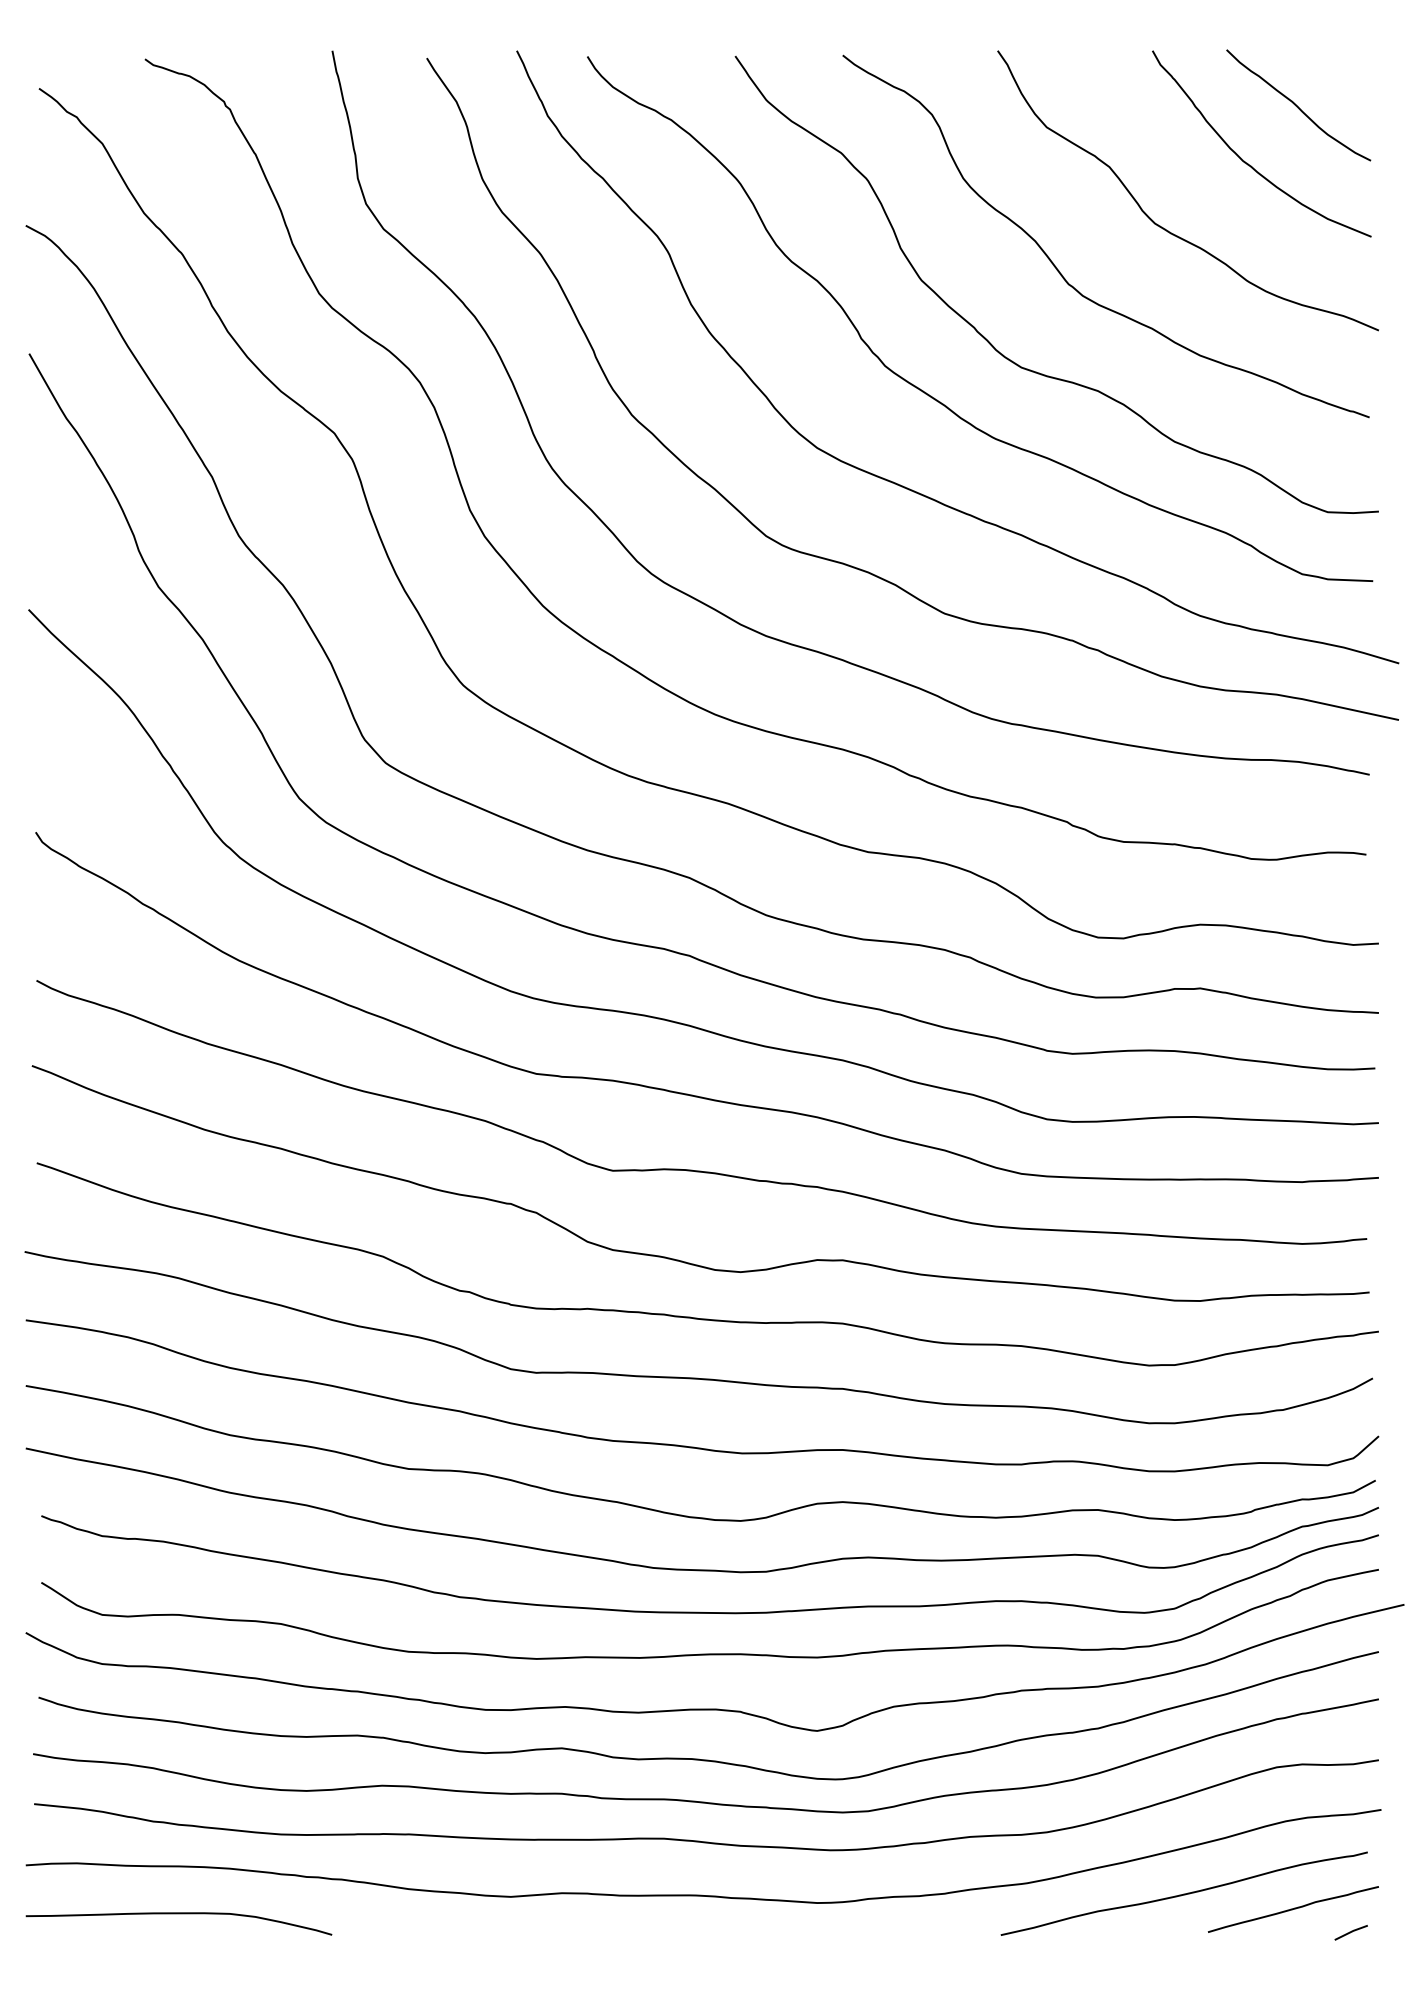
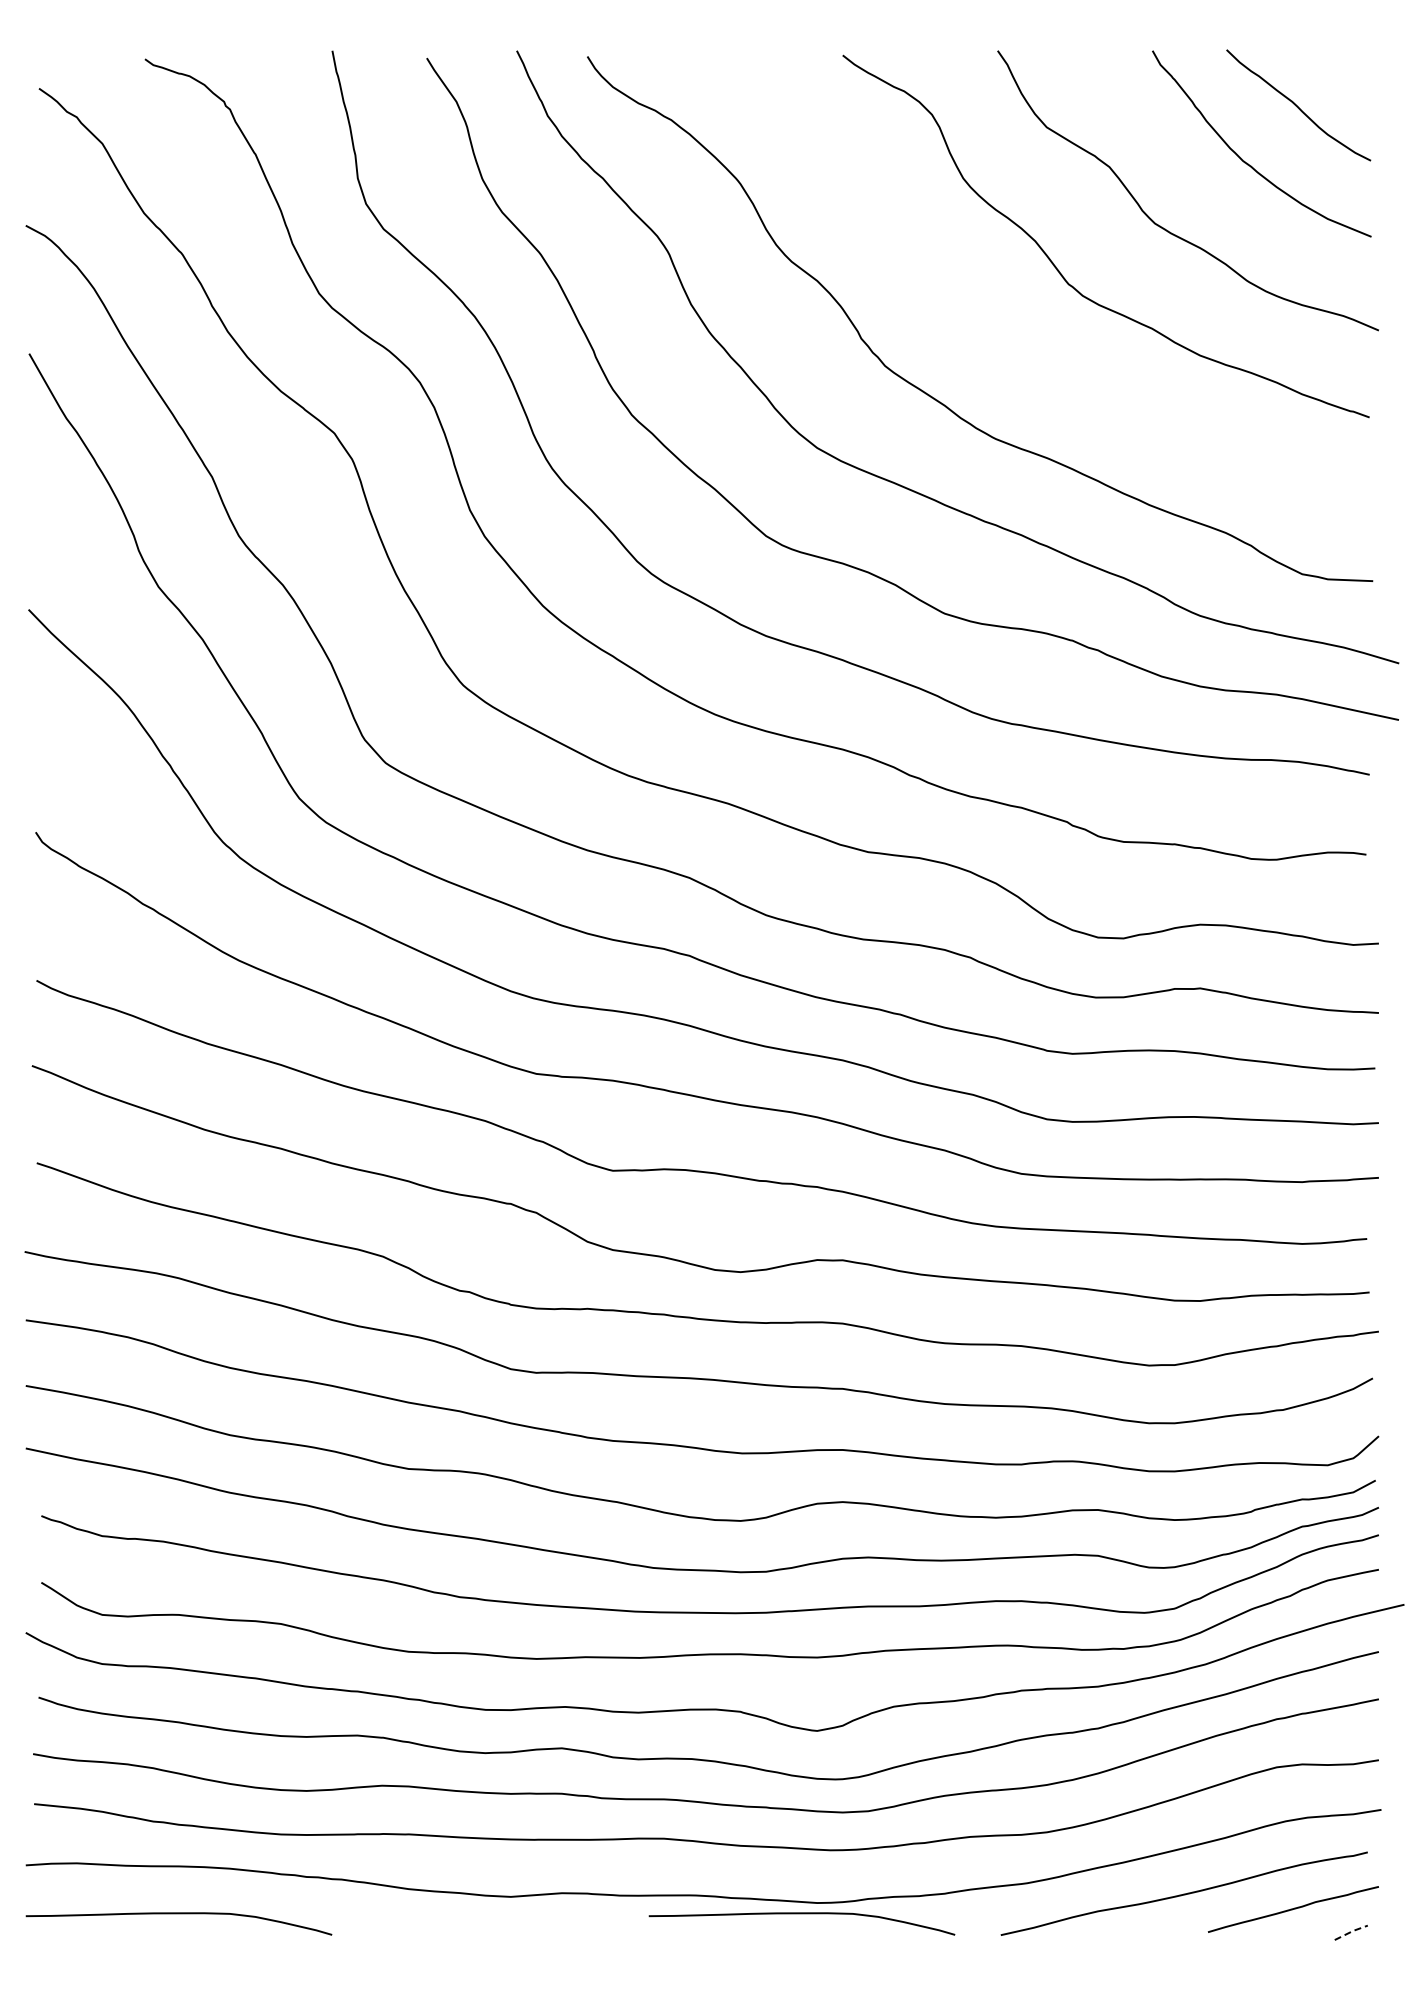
curve: present -> none (1009, 358)
curve: none -> present (801, 1914)
line: solid -> dashed (1351, 1931)
